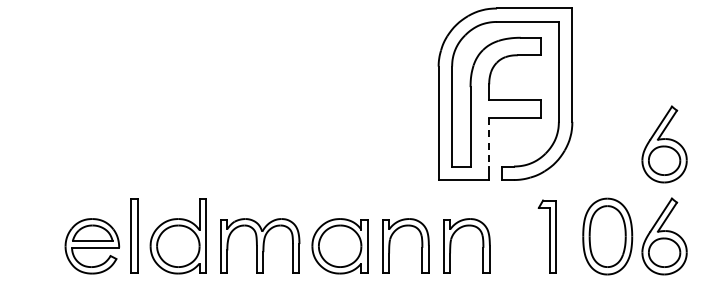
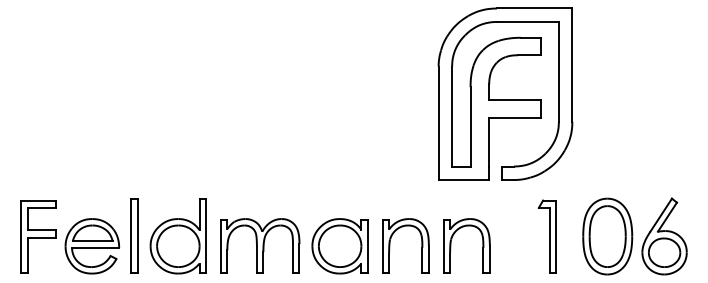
line: dashed -> solid (489, 142)
part: present -> none (664, 144)
part: none -> present (38, 236)
